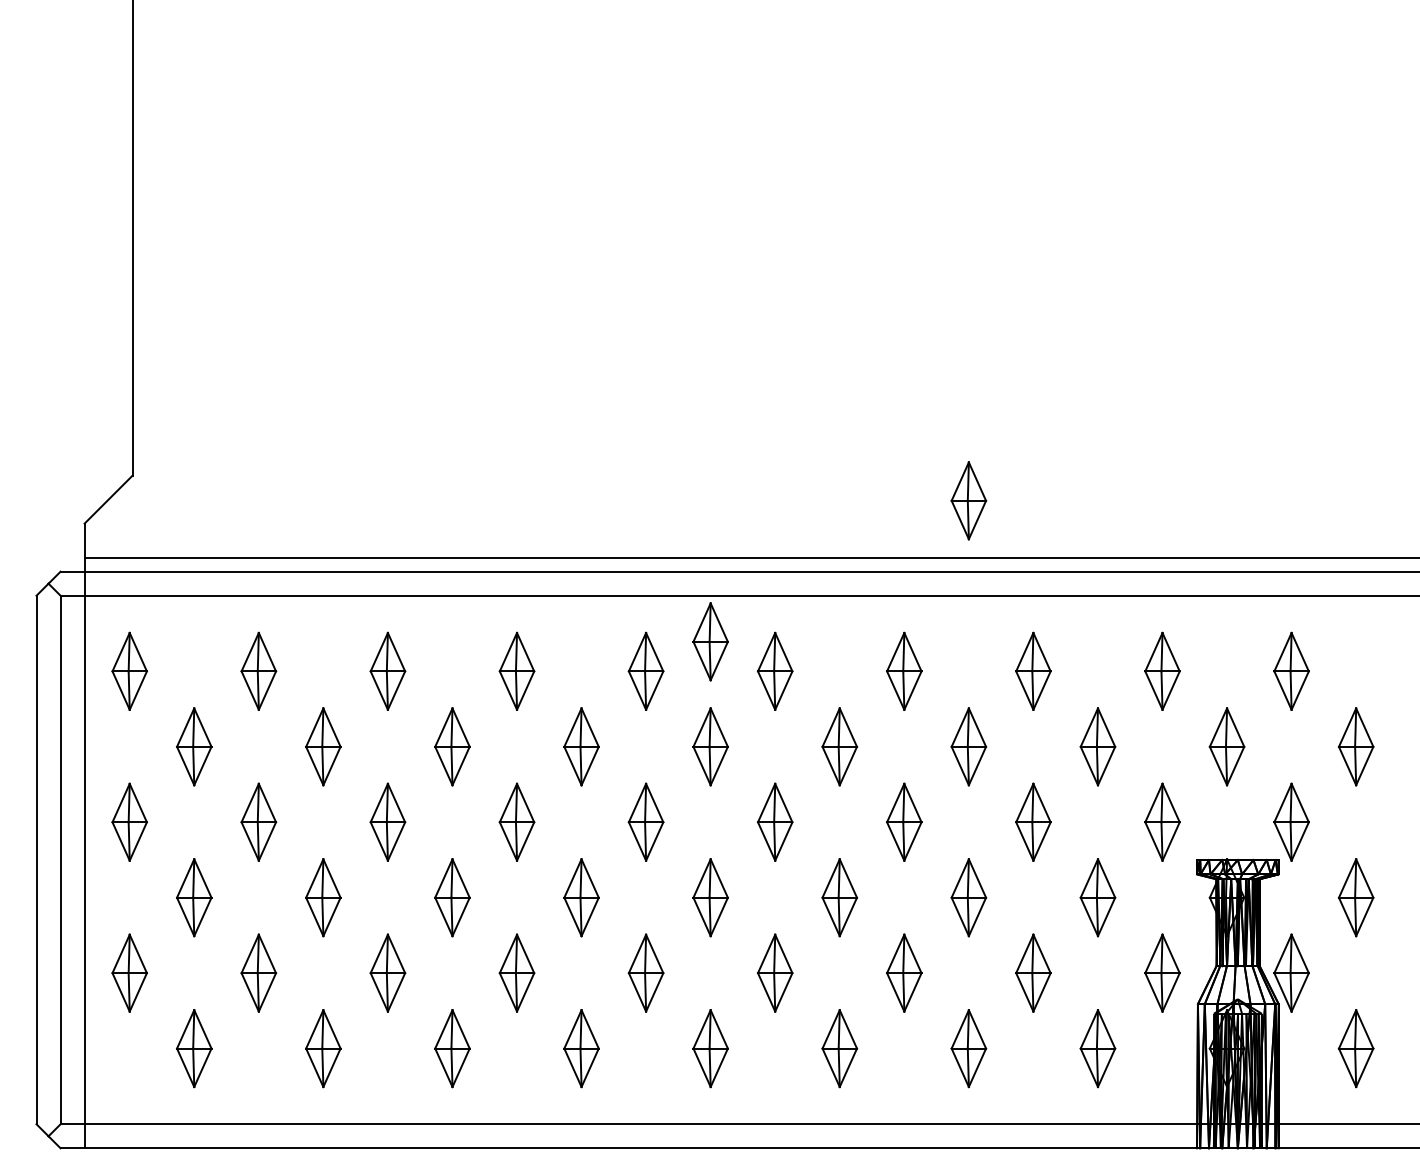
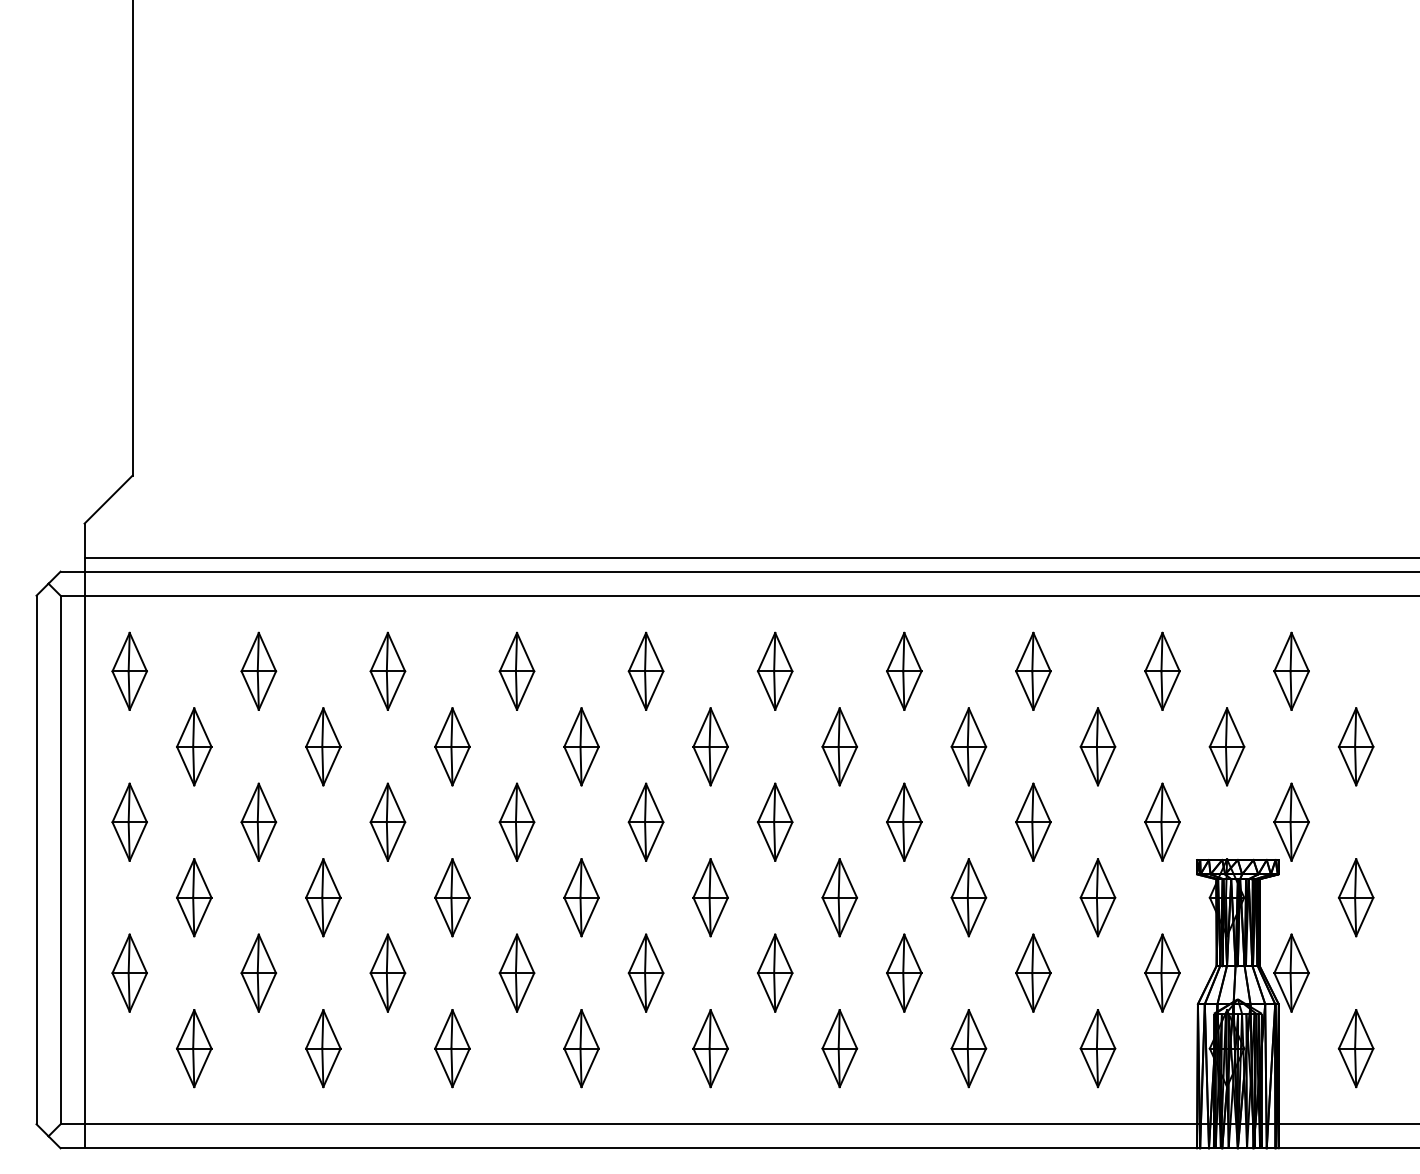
part: present -> none (968, 500)
part: present -> none (710, 641)
